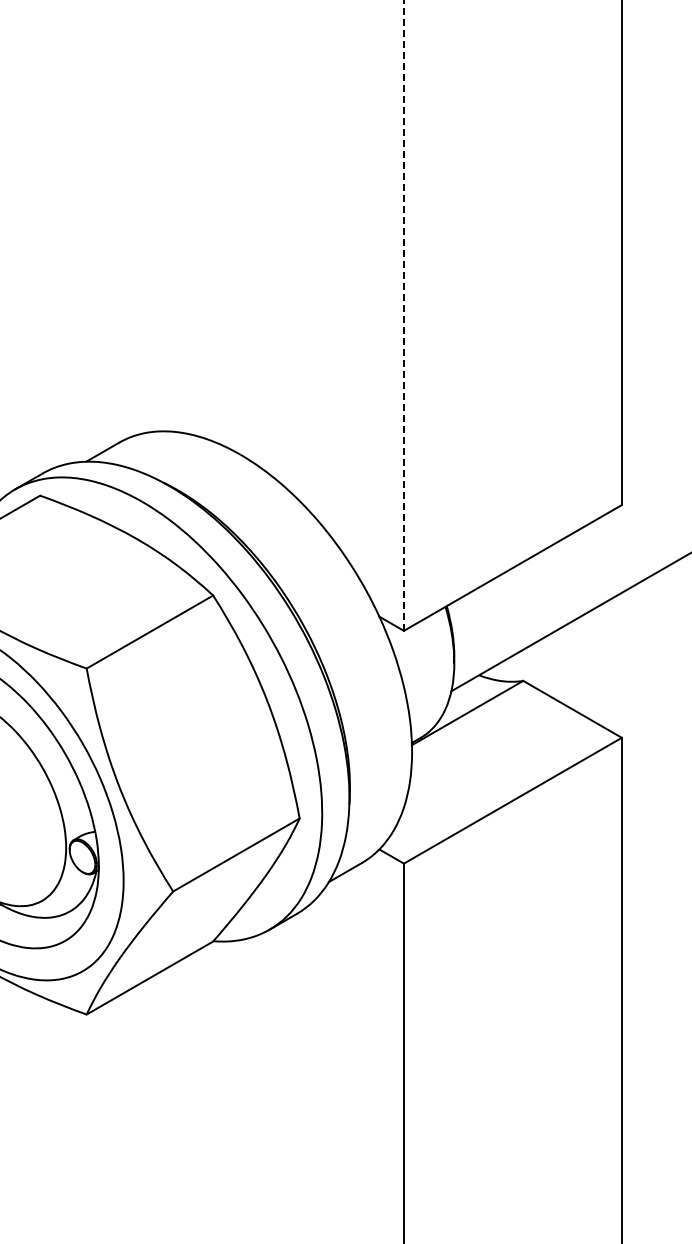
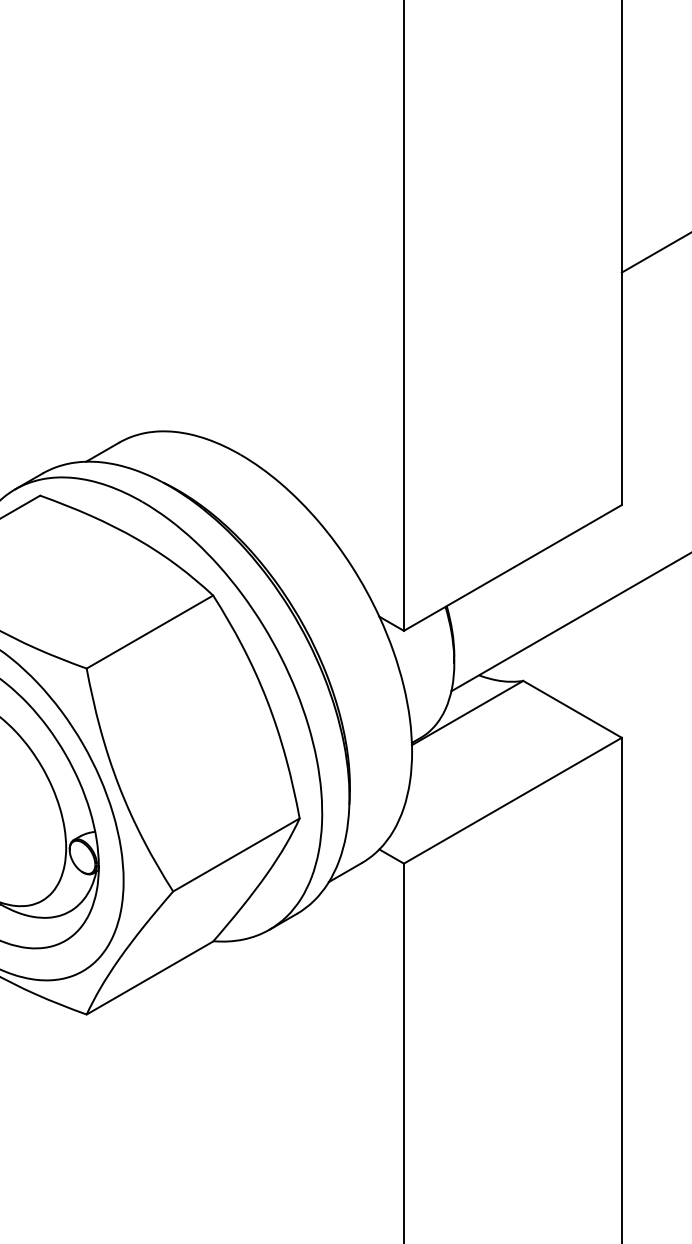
line: none -> present (654, 253)
line: dashed -> solid (403, 315)
